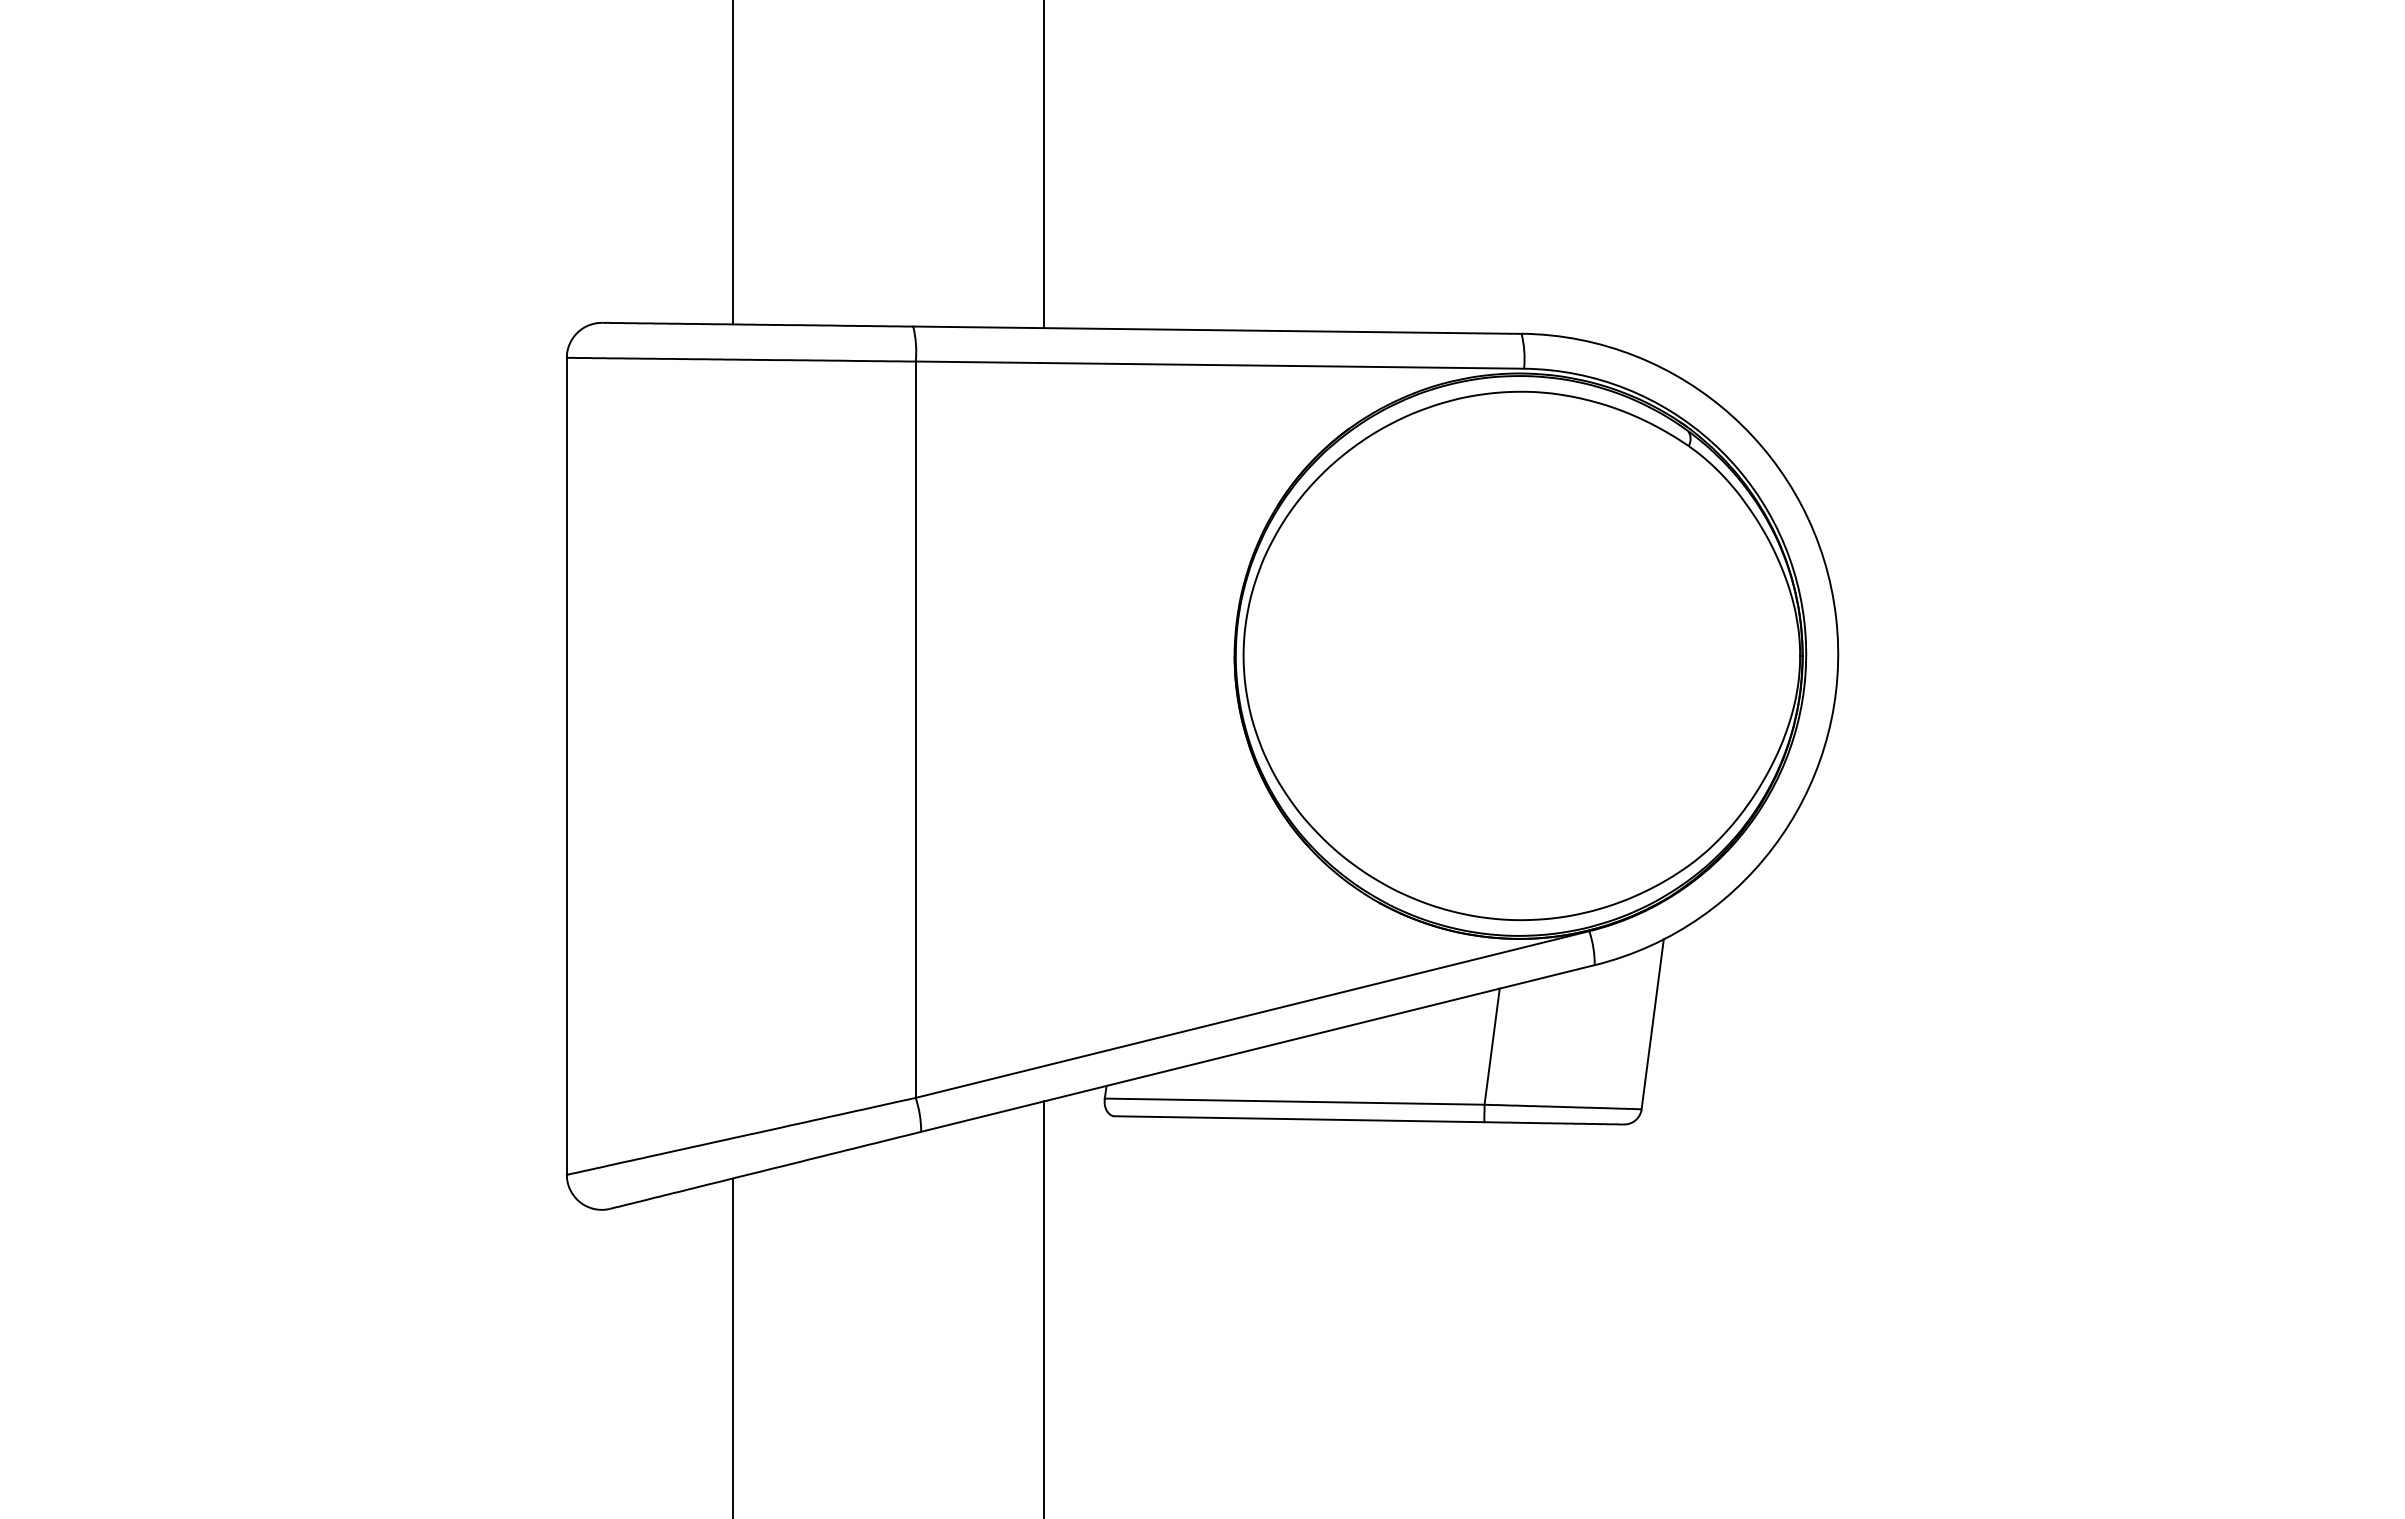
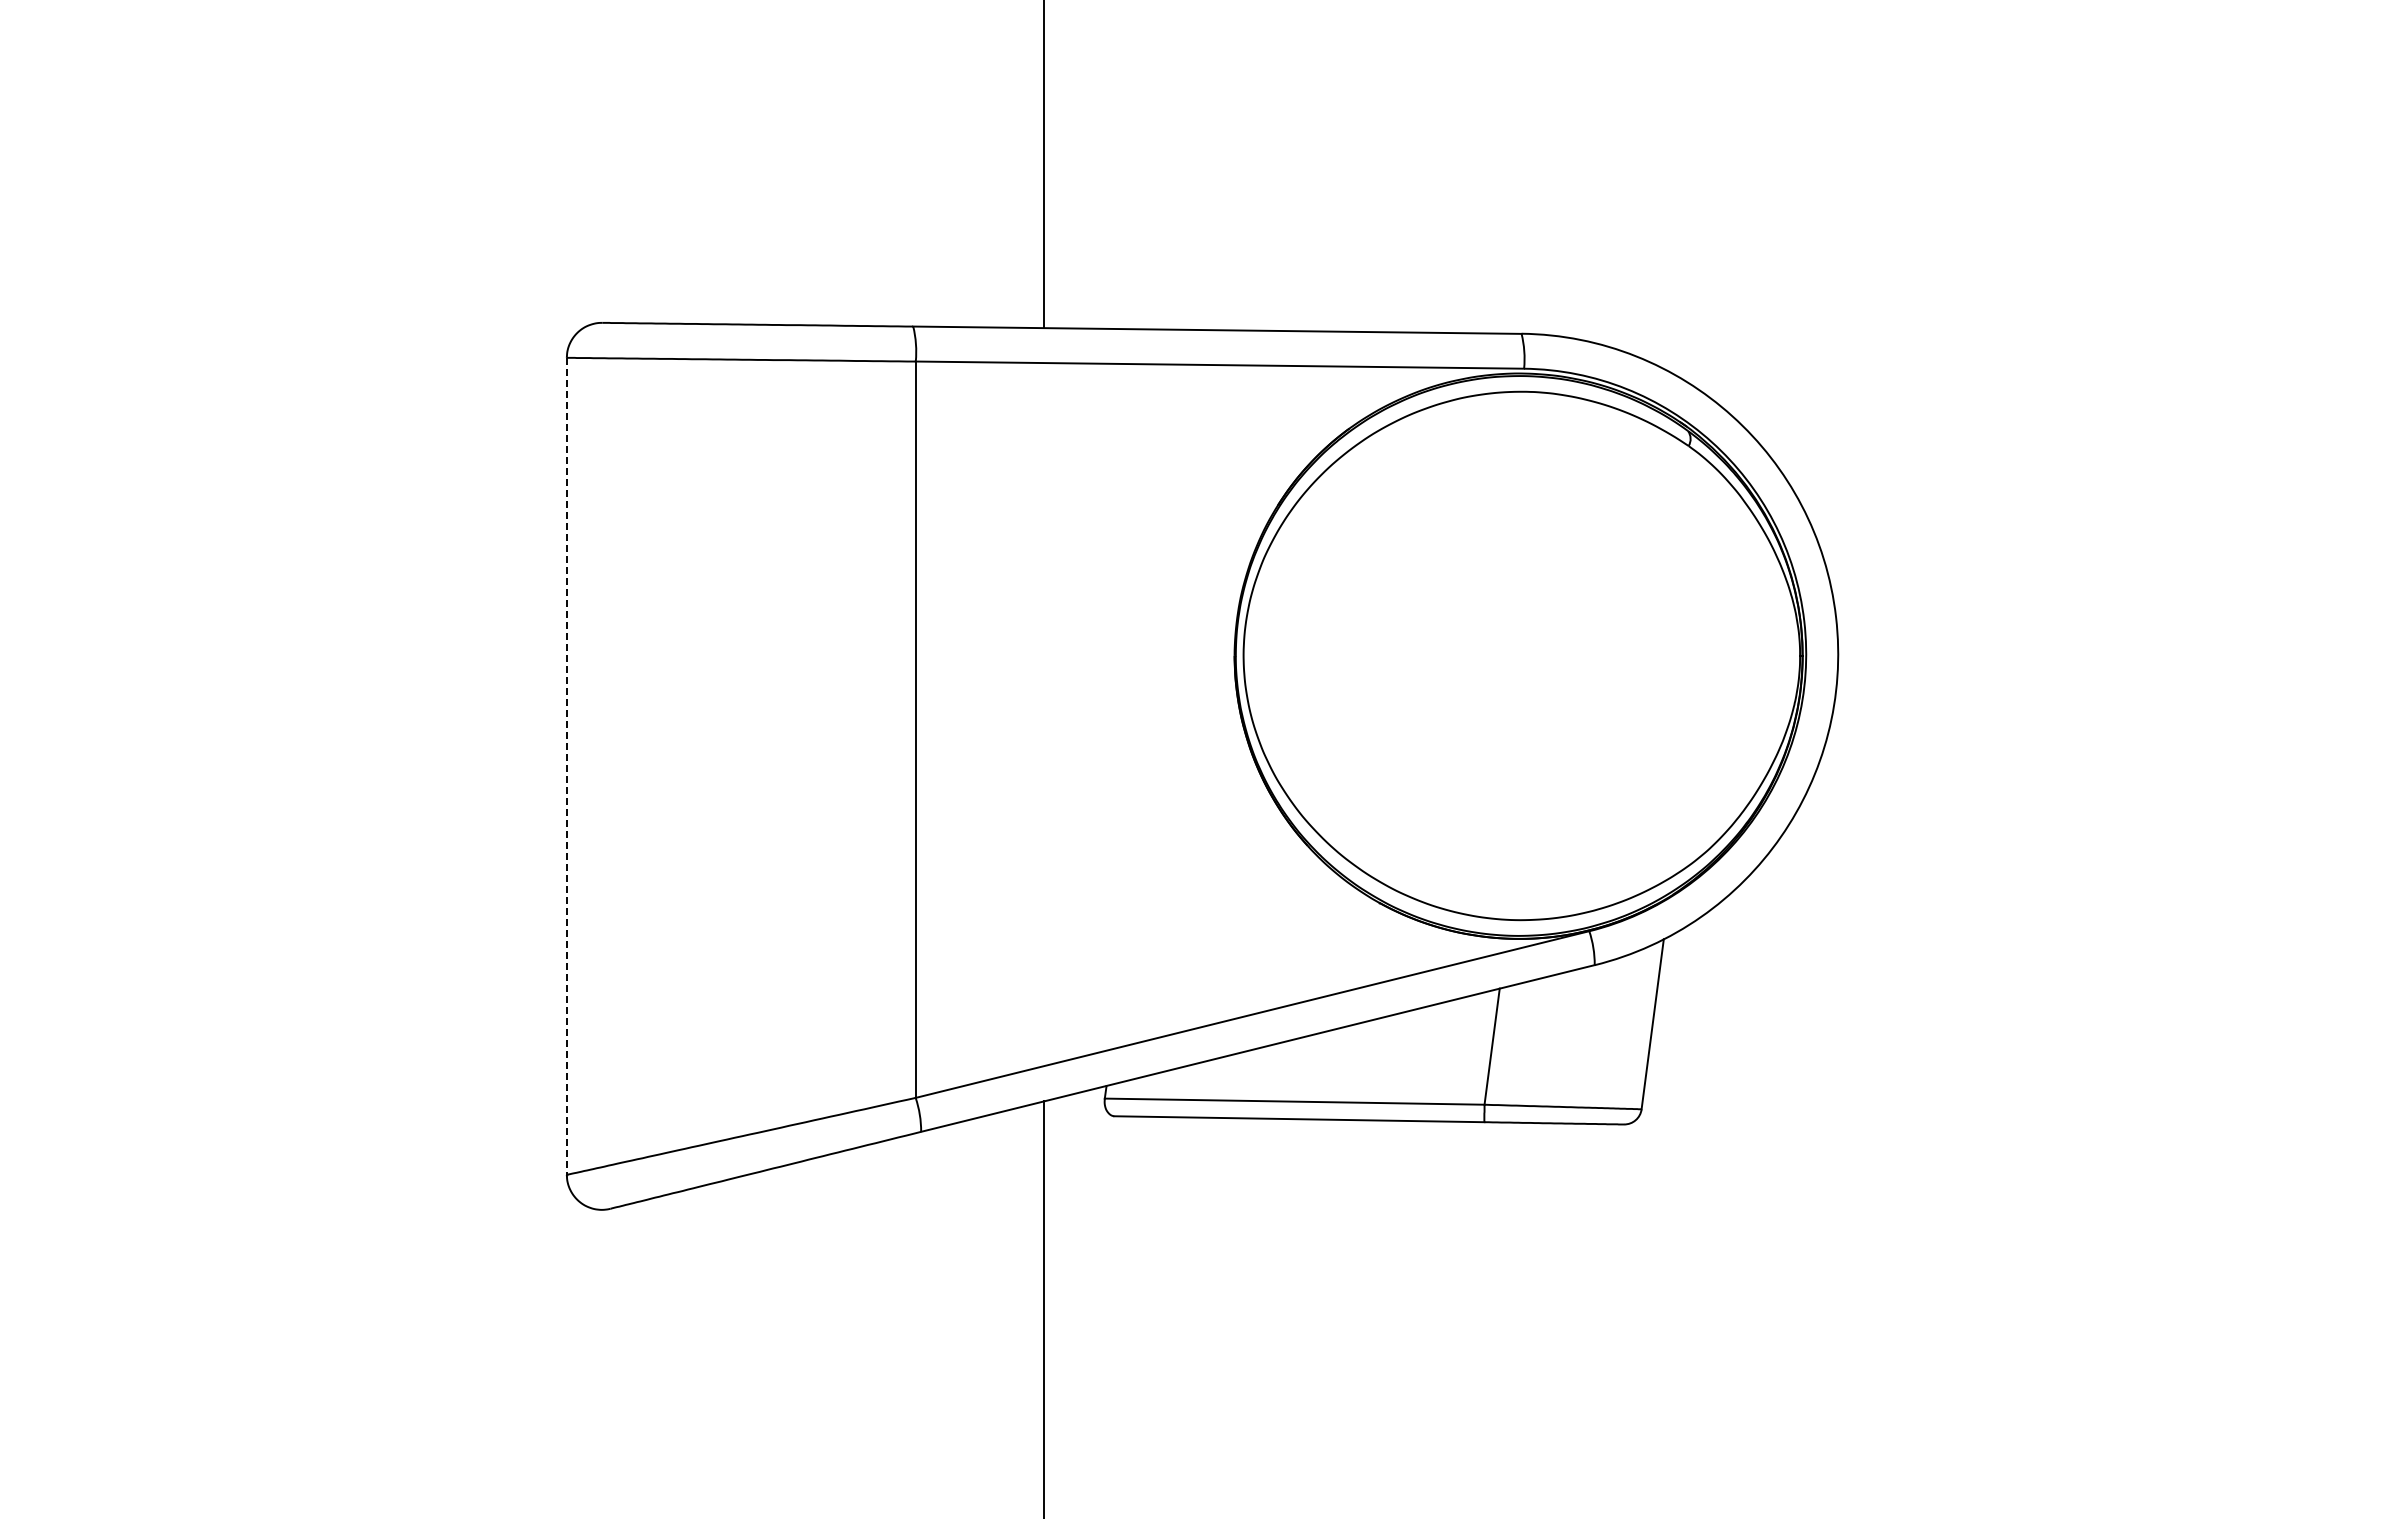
line: present -> none (732, 163)
line: solid -> dashed (566, 766)
line: present -> none (732, 1346)
